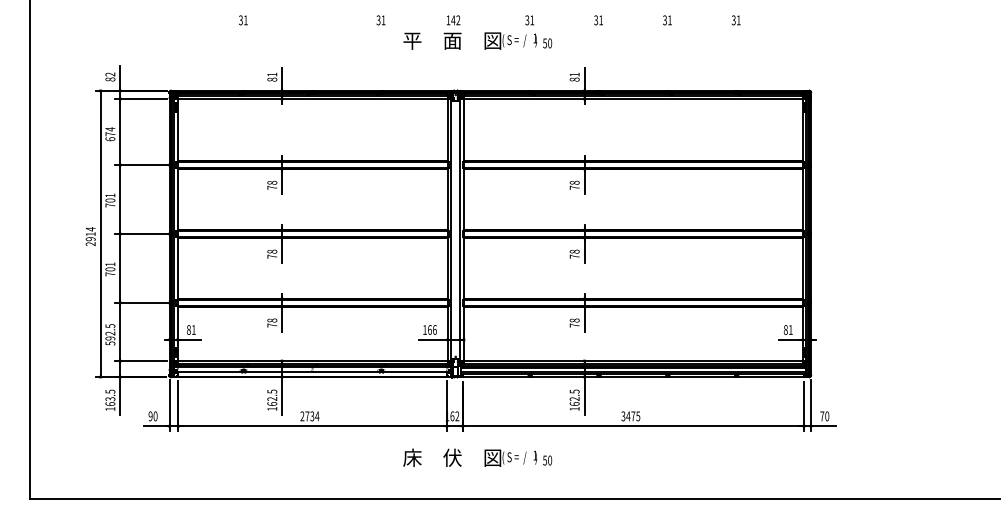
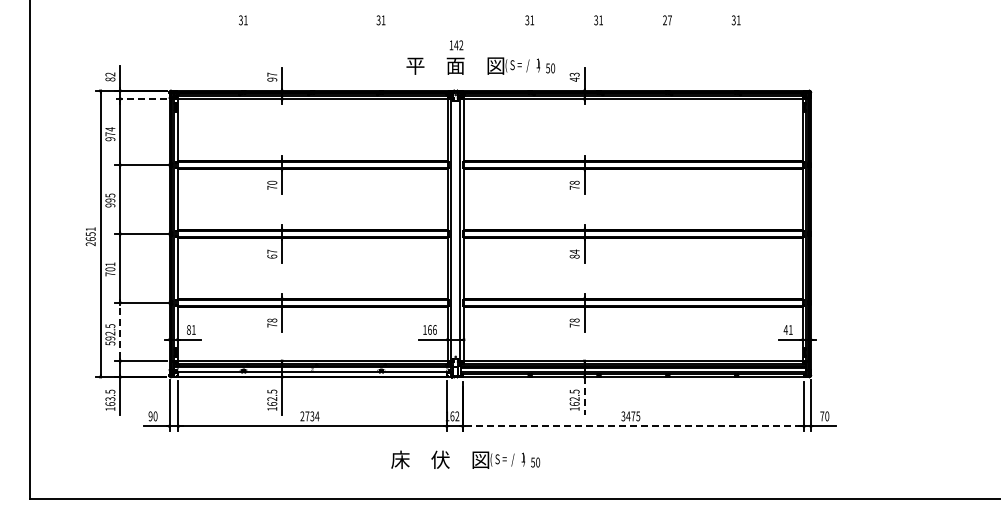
text: 31 -> 27 (667, 20)
text position: (477, 32) -> (480, 57) (480, 57)
text: 81 -> 97 (272, 76)
text: 81 -> 43 (574, 76)
line: solid -> dashed (141, 98)
text: 674 -> 974 (110, 139)
text: 78 -> 70 (272, 182)
text: 701 -> 995 (110, 200)
text: 2914 -> 2651 (90, 234)
text: 78 -> 67 (272, 253)
text: 78 -> 84 (574, 253)
text: 81 -> 41 (785, 329)
line: solid -> dashed (120, 331)
line: solid -> dashed (584, 395)
line: solid -> dashed (632, 426)
text position: (477, 457) -> (465, 459) (465, 459)
